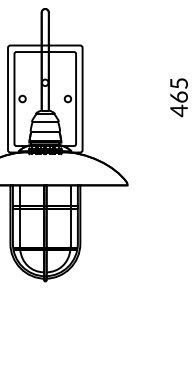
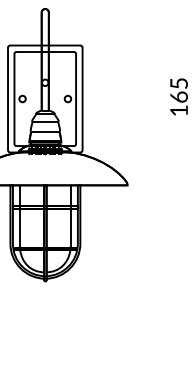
text: 465 -> 165 (178, 110)
